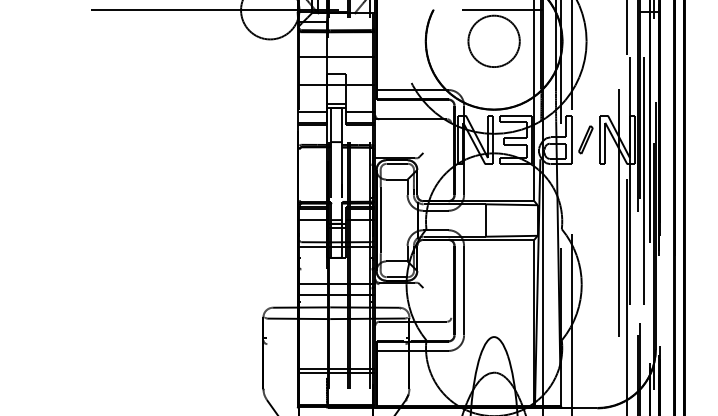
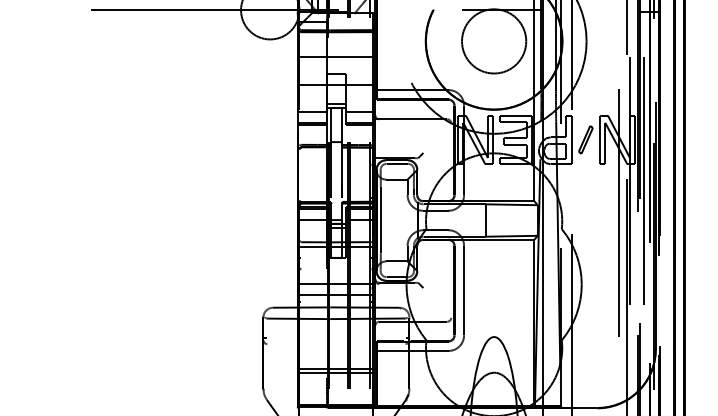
circle diameter: 51 px -> 64 px (494, 41)
